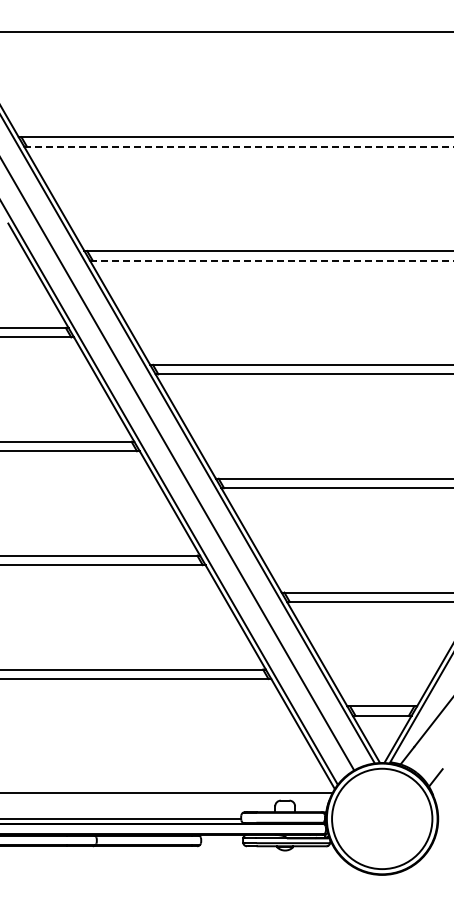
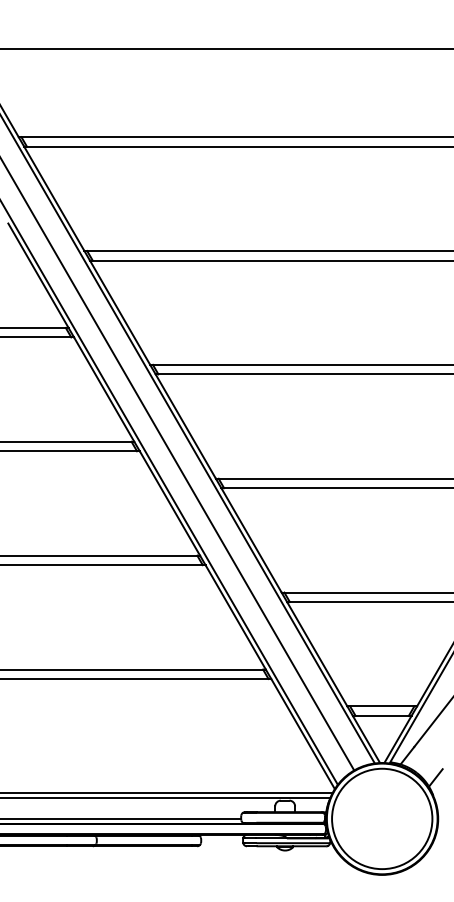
line position: (226, 31) -> (226, 48) (226, 48)
line: dashed -> solid (238, 146)
line: dashed -> solid (271, 260)
line: none -> present (166, 797)
